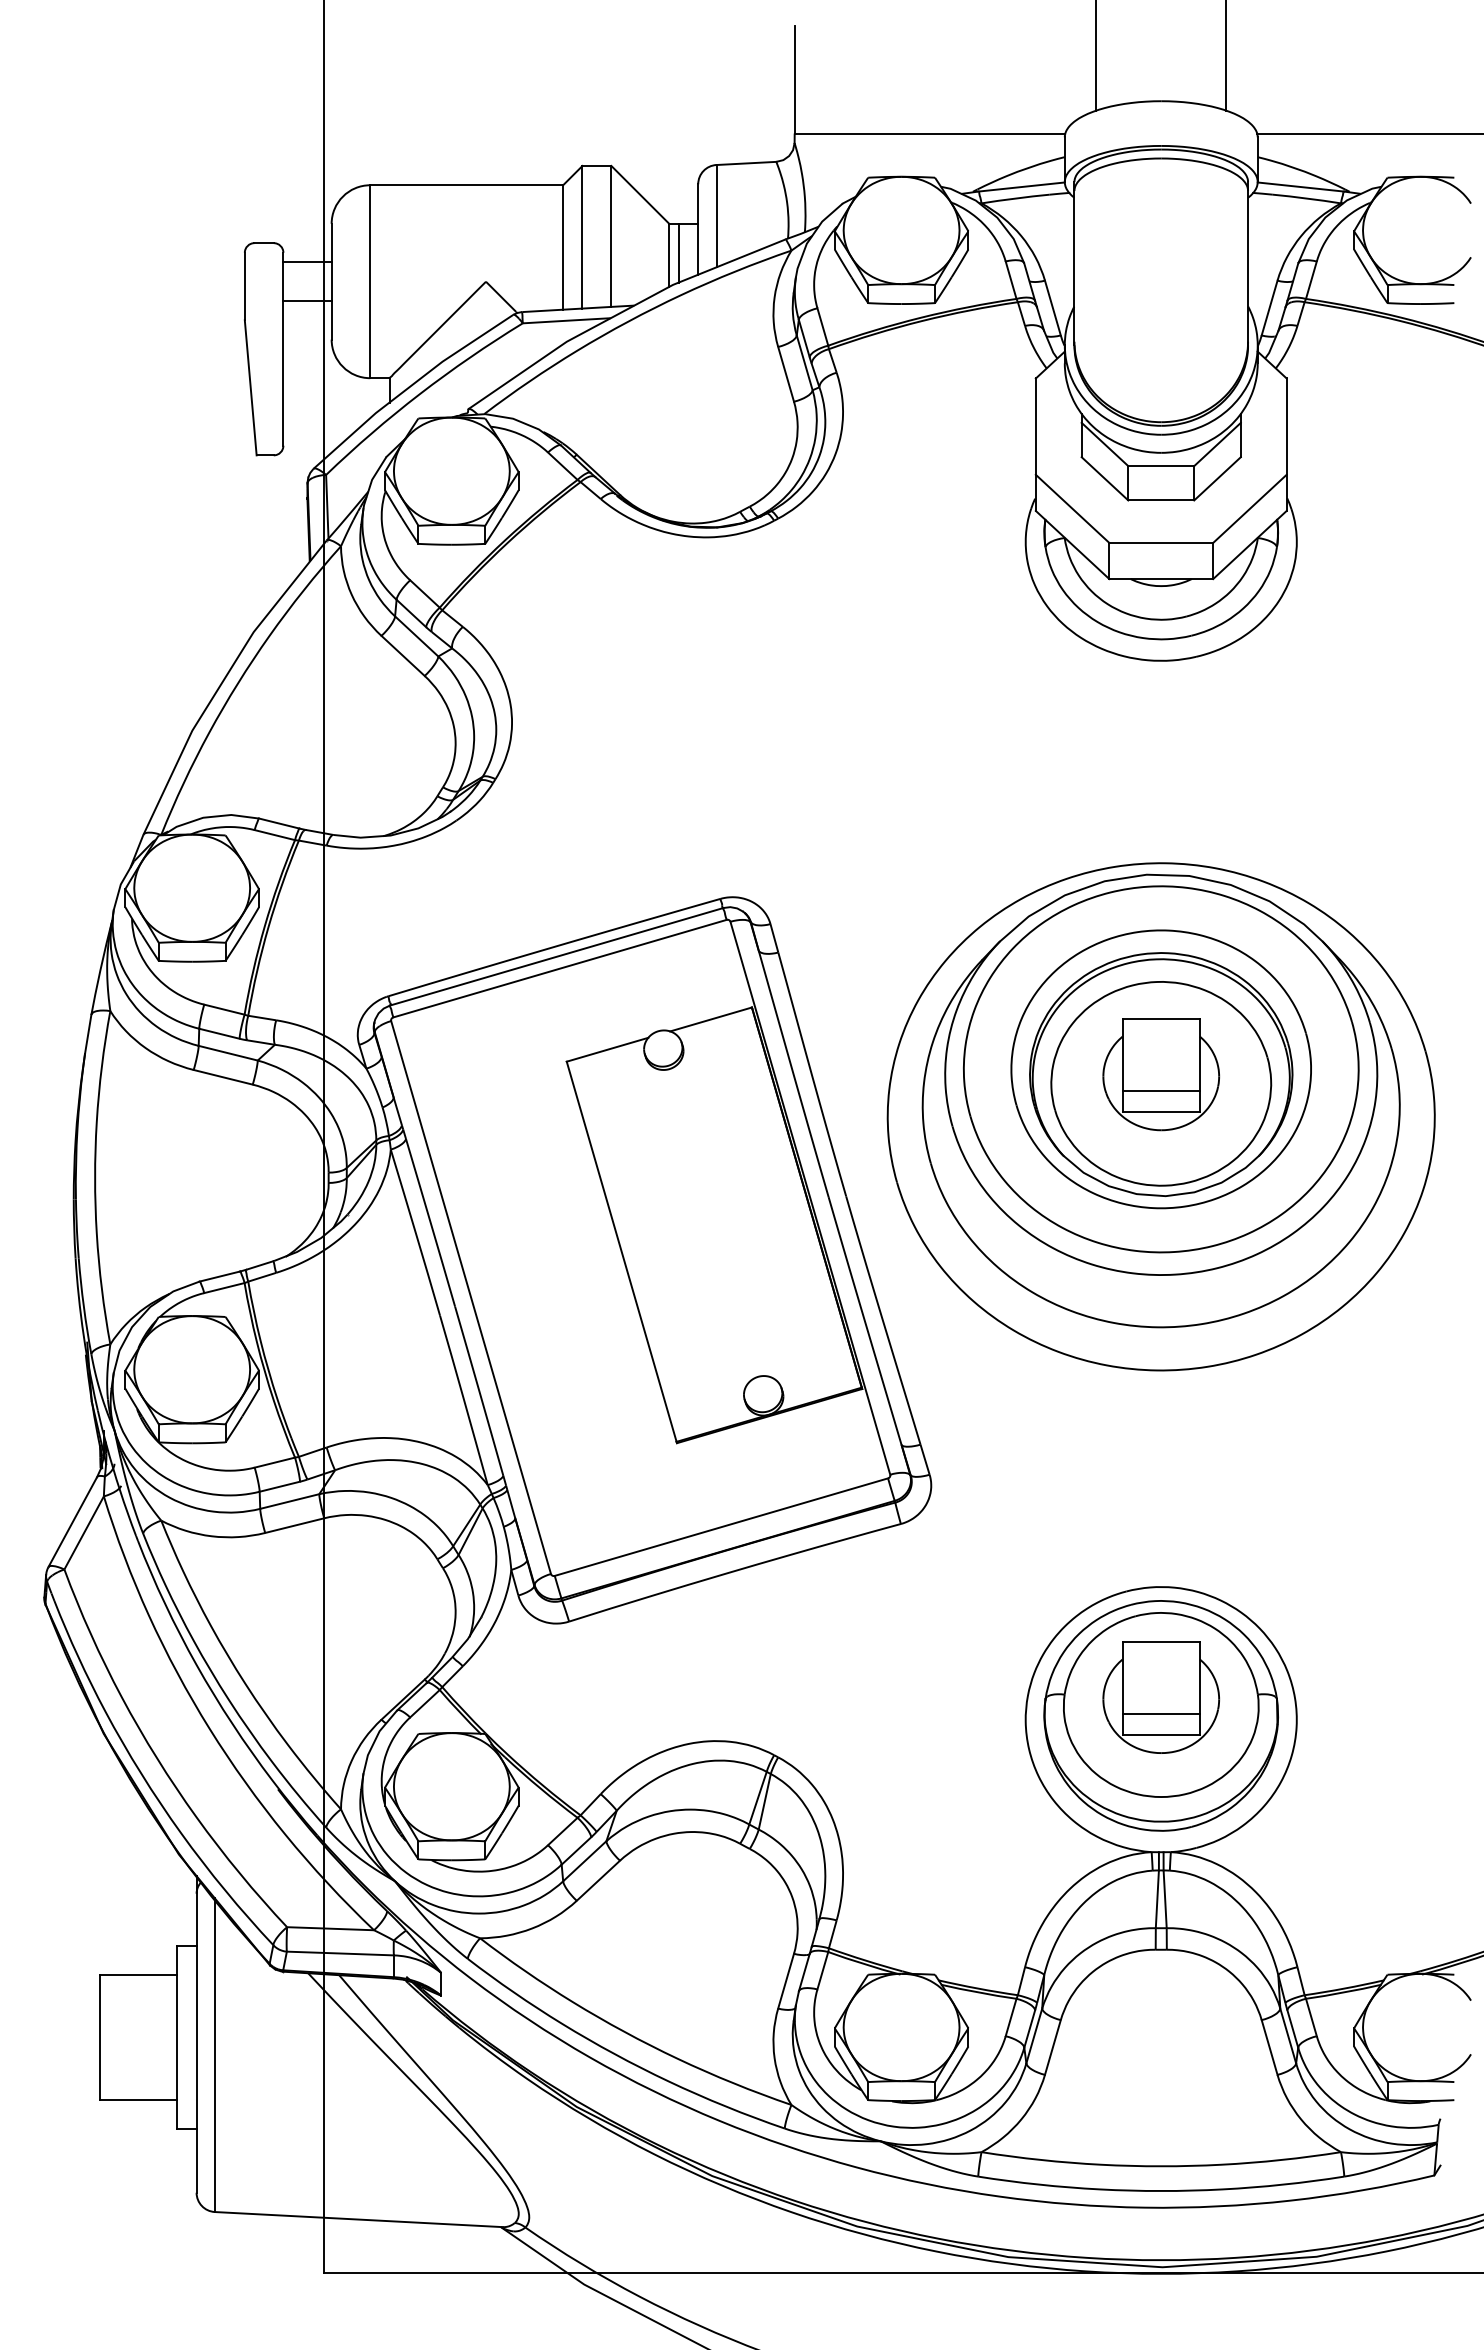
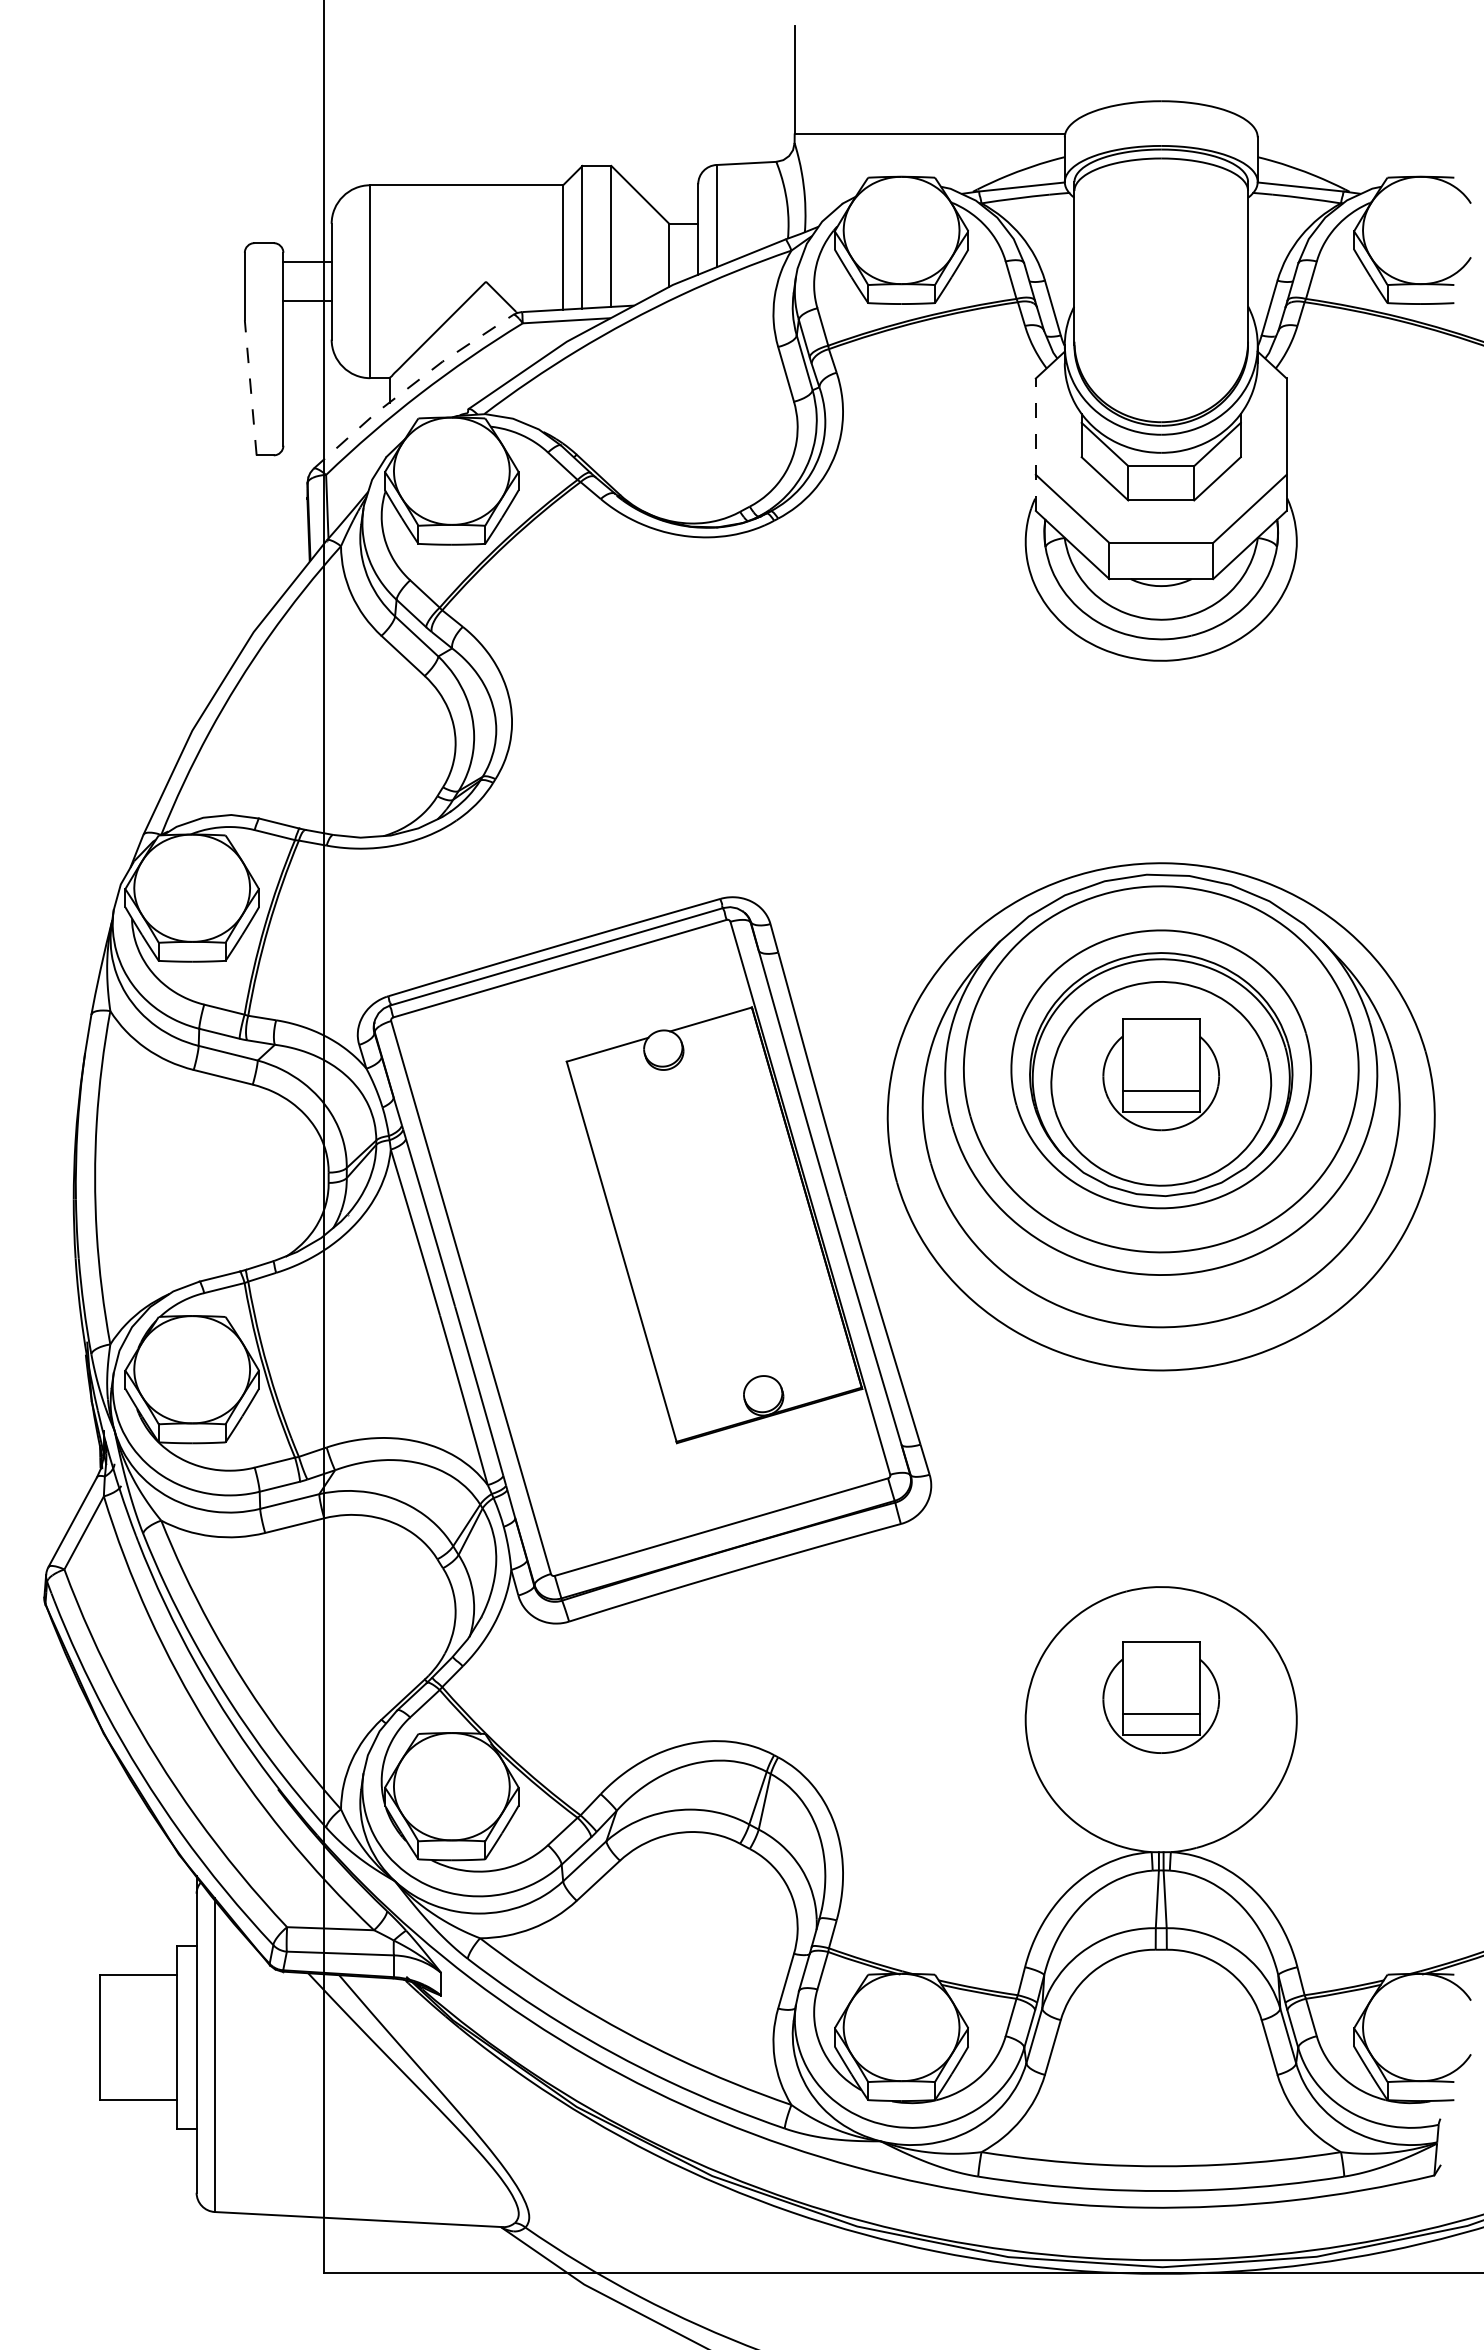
line: present -> none (1096, 56)
line: present -> none (1226, 56)
line: present -> none (1368, 134)
line: present -> none (678, 252)
line: solid -> dashed (250, 387)
line: solid -> dashed (409, 387)
line: solid -> dashed (1035, 444)
part: present -> none (1160, 1715)
